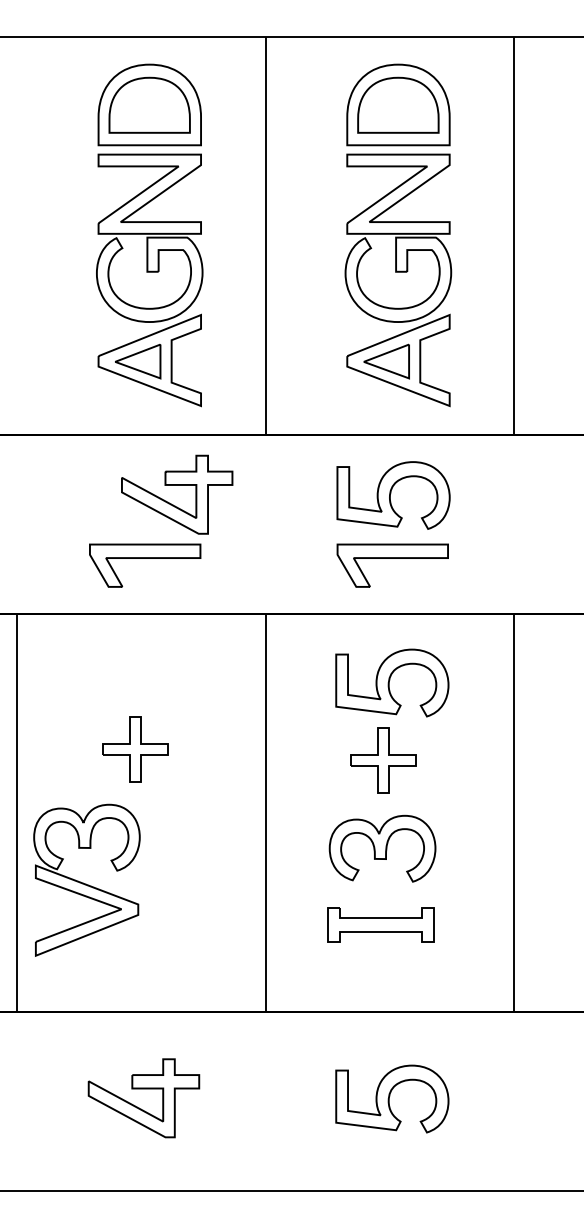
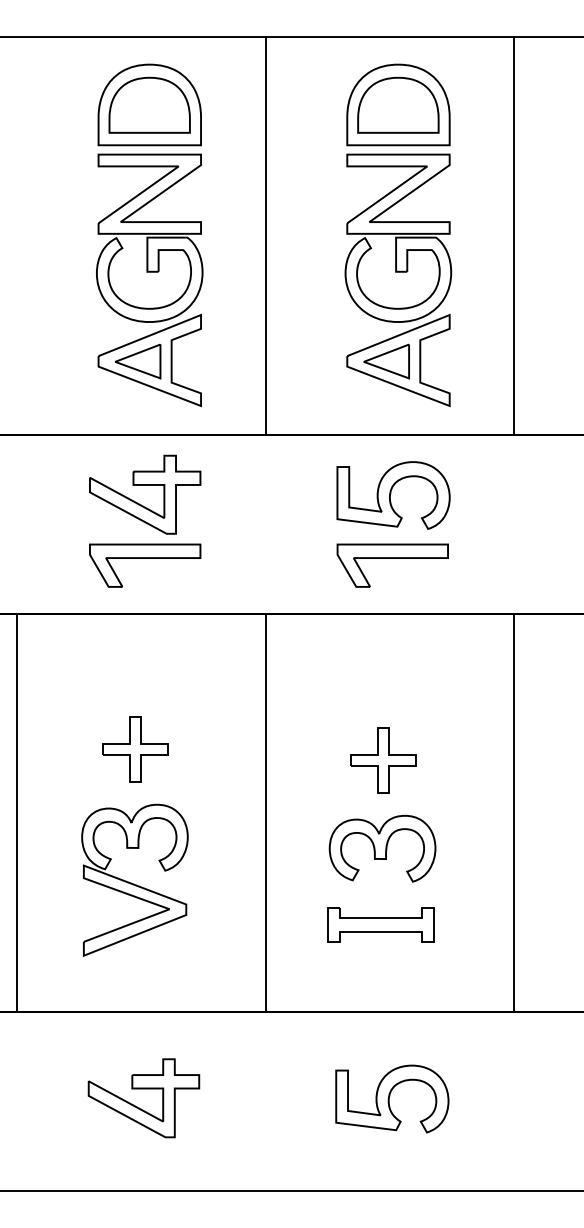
part position: (177, 485) -> (145, 485) (145, 485)
part: present -> none (392, 682)
part position: (86, 879) -> (134, 879) (134, 879)
